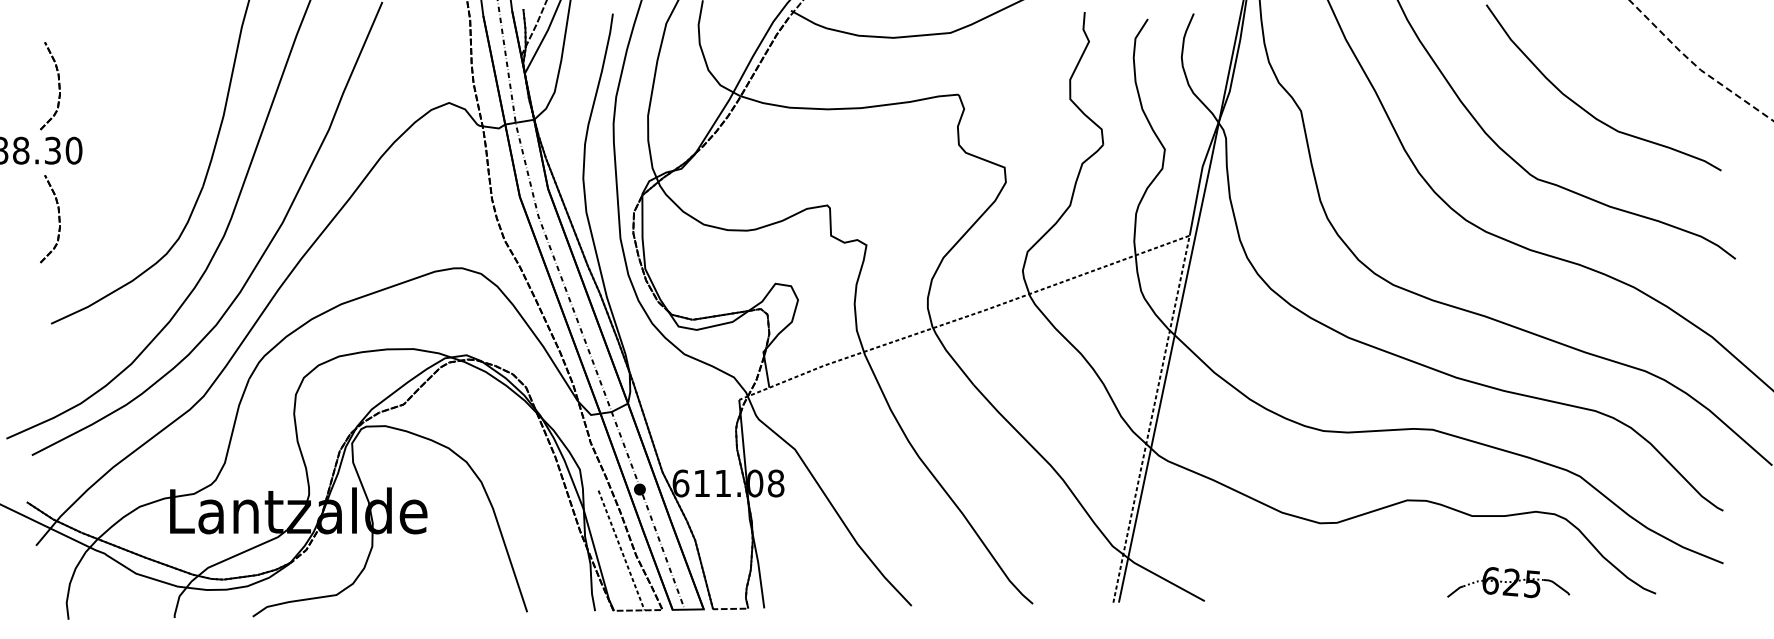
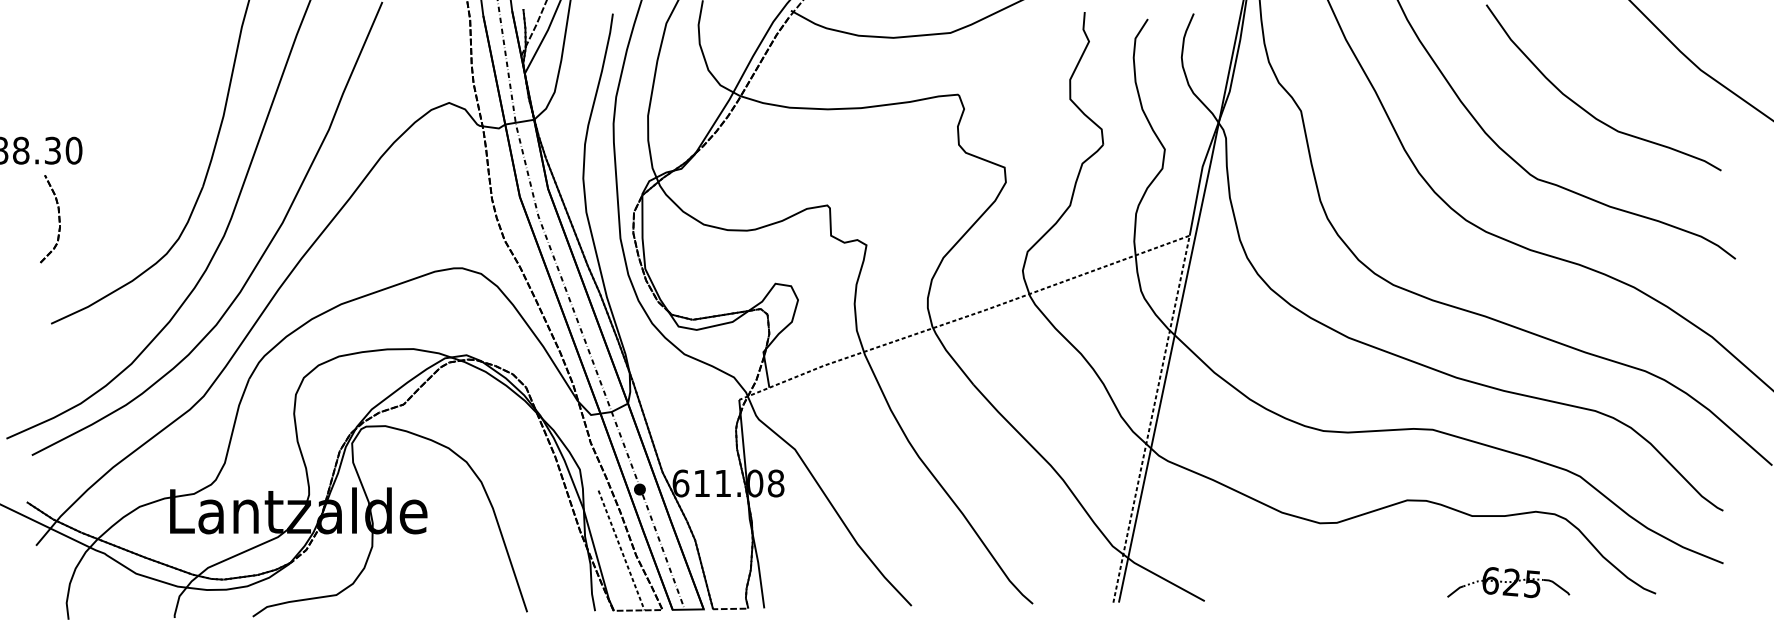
line: dashed -> solid (1697, 66)
part: present -> none (58, 86)
